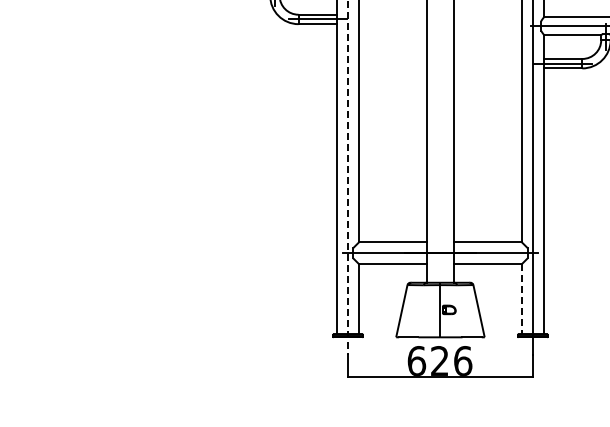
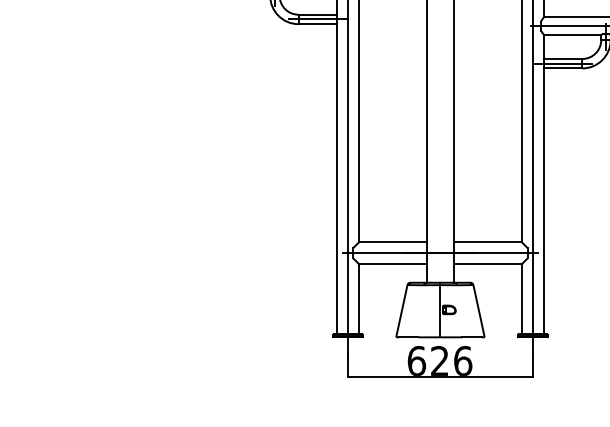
line: dashed -> solid (348, 178)
line: dashed -> solid (521, 299)
